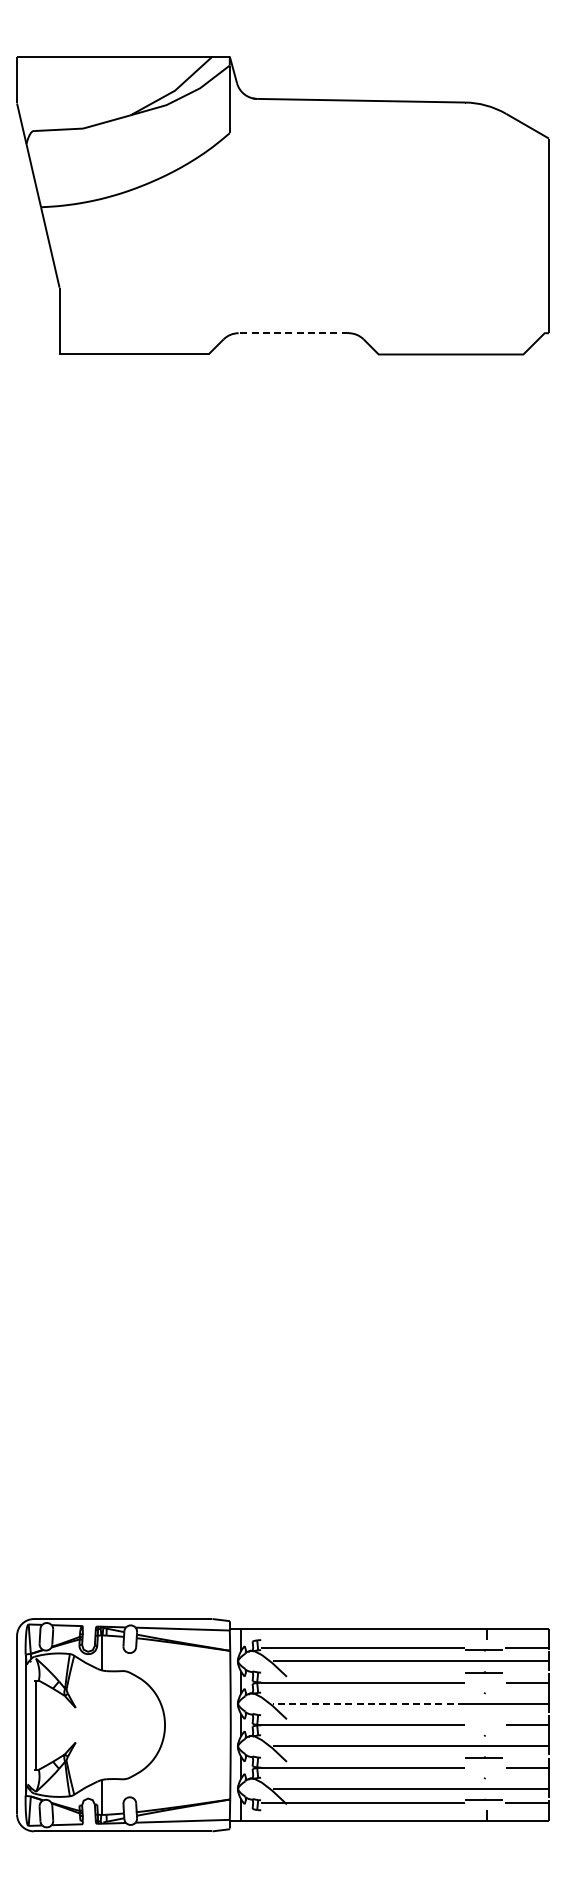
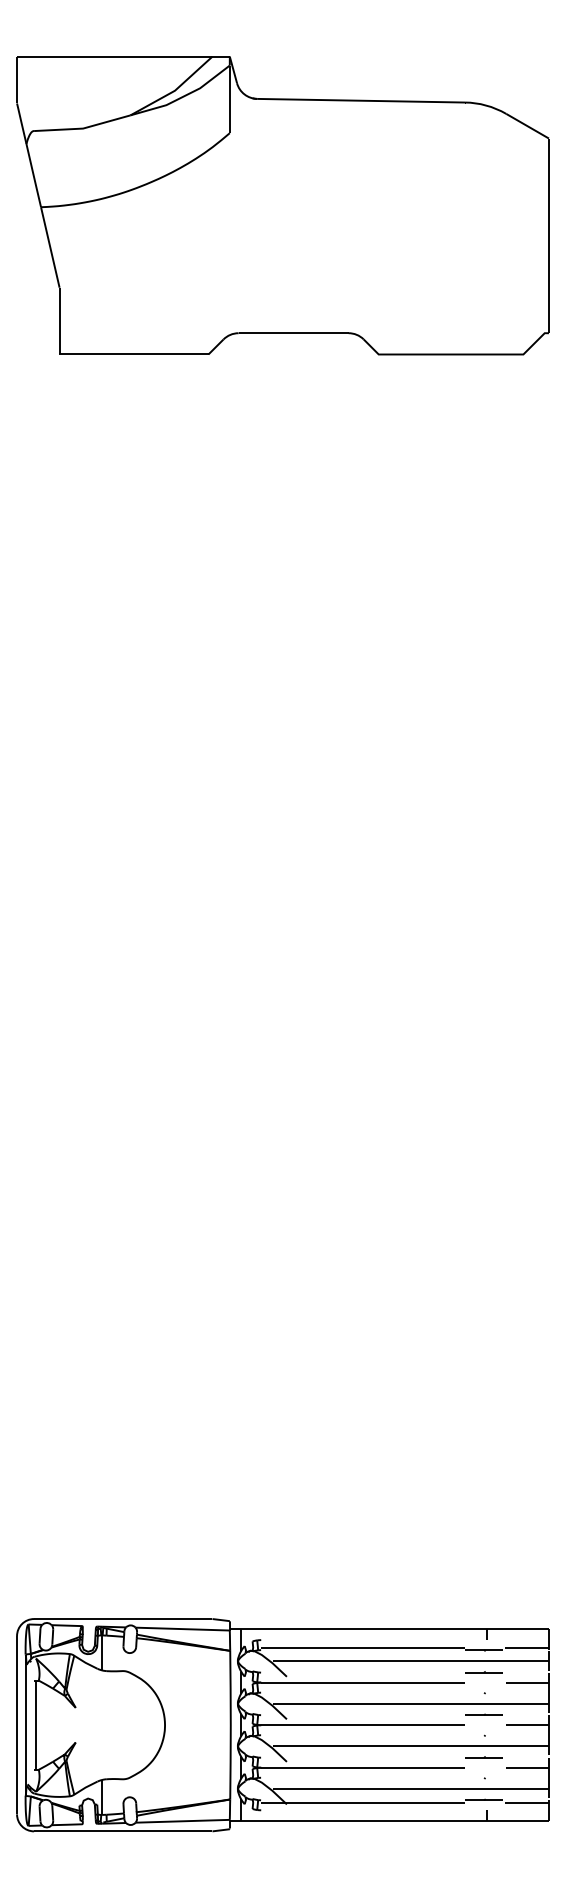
line: dashed -> solid (293, 333)
line: dashed -> solid (369, 1703)
line: none -> present (483, 1714)
